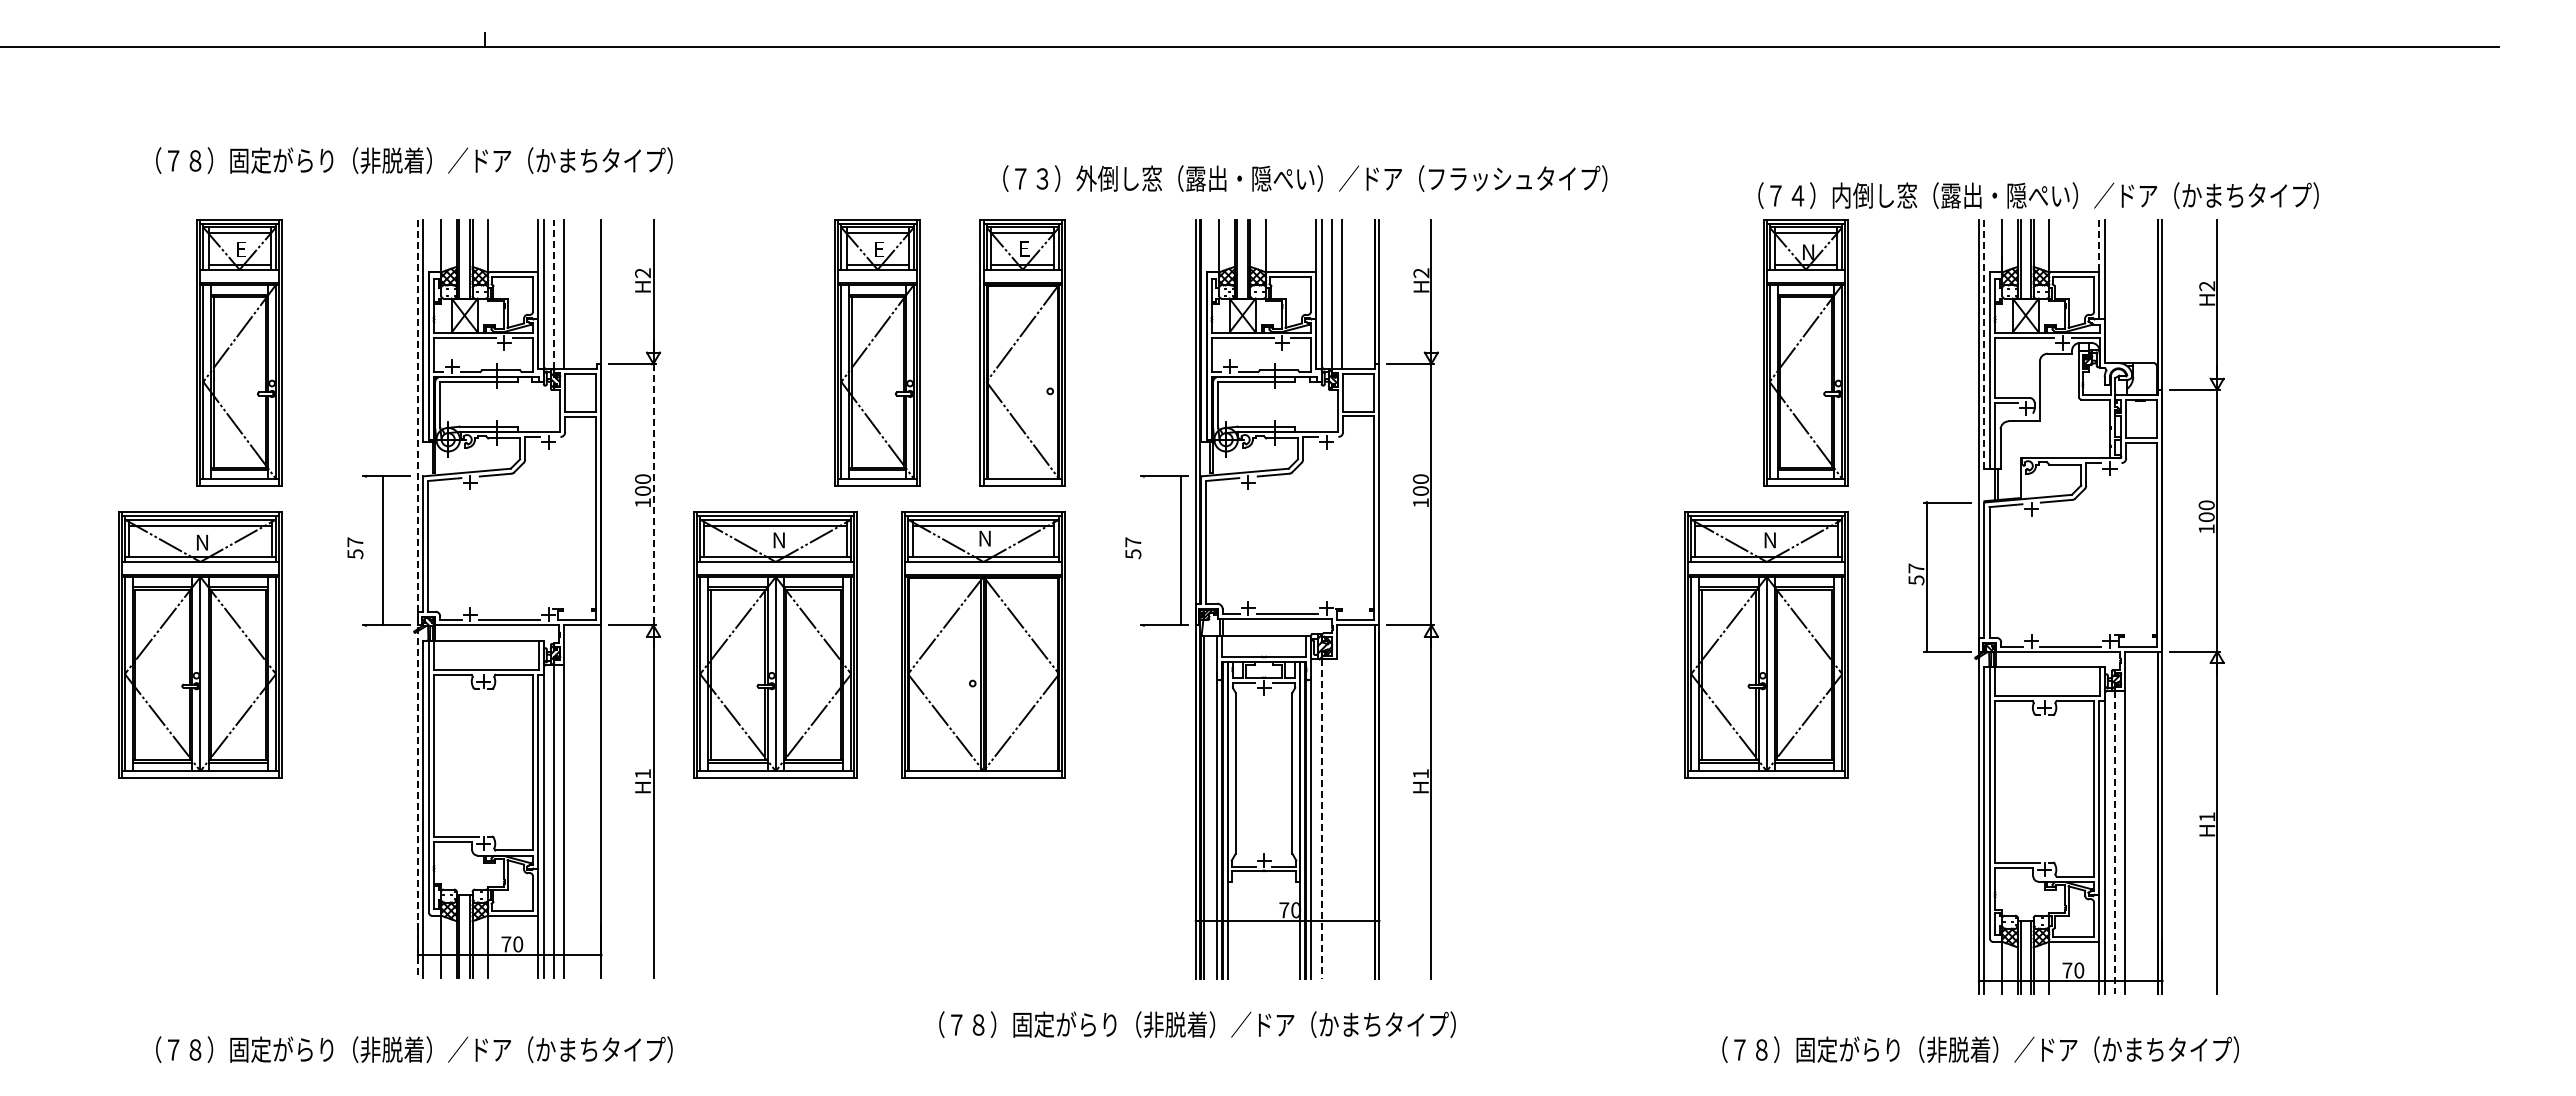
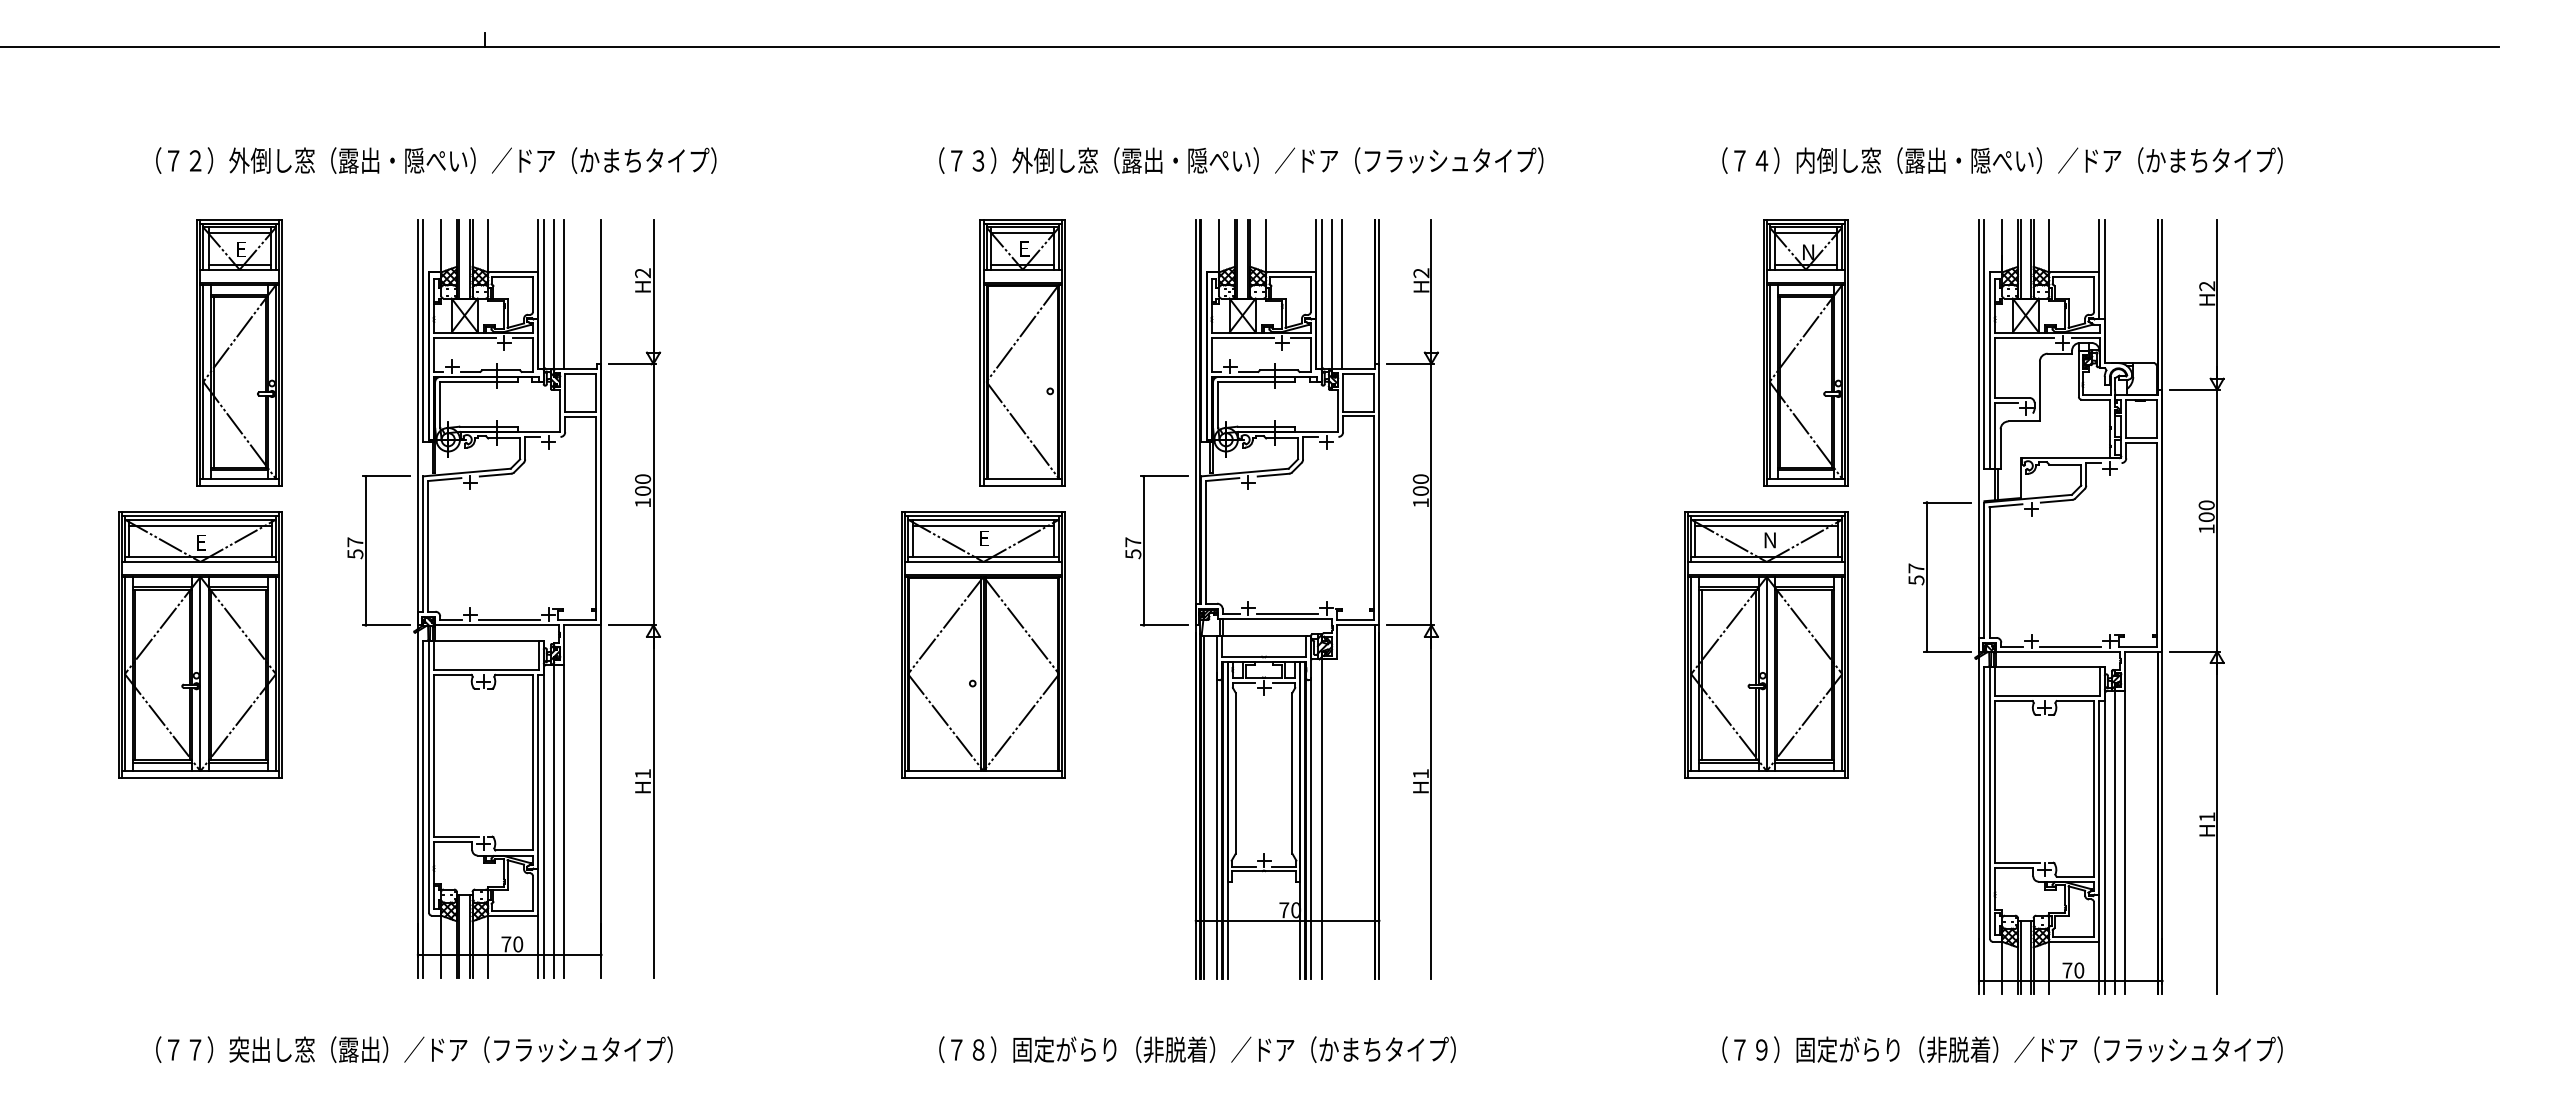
text: （７８）固定がらり（非脱着）／ドア（かまちタイプ） -> （７２）外倒し窓（露出・隠ぺい）／ドア（かまちタイプ） (452, 160)
text position: (1305, 178) -> (1241, 160) (1241, 160)
text position: (2038, 195) -> (2002, 160) (2002, 160)
line: dashed -> solid (2098, 246)
line: dashed -> solid (554, 294)
line: dashed -> solid (1984, 343)
part: present -> none (877, 352)
line: dashed -> solid (653, 494)
text: N -> E (984, 538)
text: N -> E (202, 542)
line position: (382, 550) -> (365, 550) (365, 550)
line position: (1180, 550) -> (1143, 550) (1143, 550)
line: dashed -> solid (418, 599)
part: present -> none (775, 644)
line: dashed -> solid (1321, 819)
line: dashed -> solid (2115, 842)
text position: (1197, 1024) -> (1197, 1049) (1197, 1049)
text: （７８）固定がらり（非脱着）／ドア（かまちタイプ） -> （７７）突出し窓（露出）／ドア（フラッシュタイプ） (393, 1049)
text: （７８）固定がらり（非脱着）／ドア（かまちタイプ） -> （７９）固定がらり（非脱着）／ドア（フラッシュタイプ） (2019, 1049)
